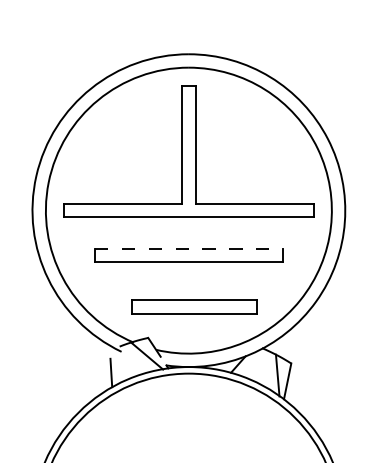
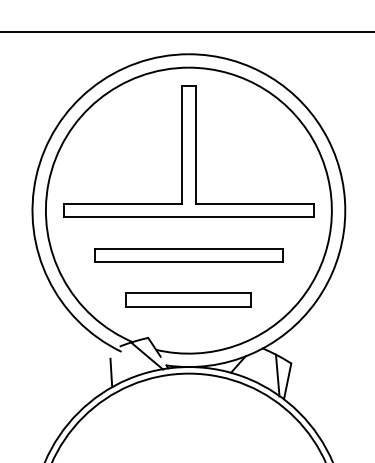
line: none -> present (186, 32)
line: dashed -> solid (188, 248)
part position: (194, 306) -> (188, 299) (188, 299)
